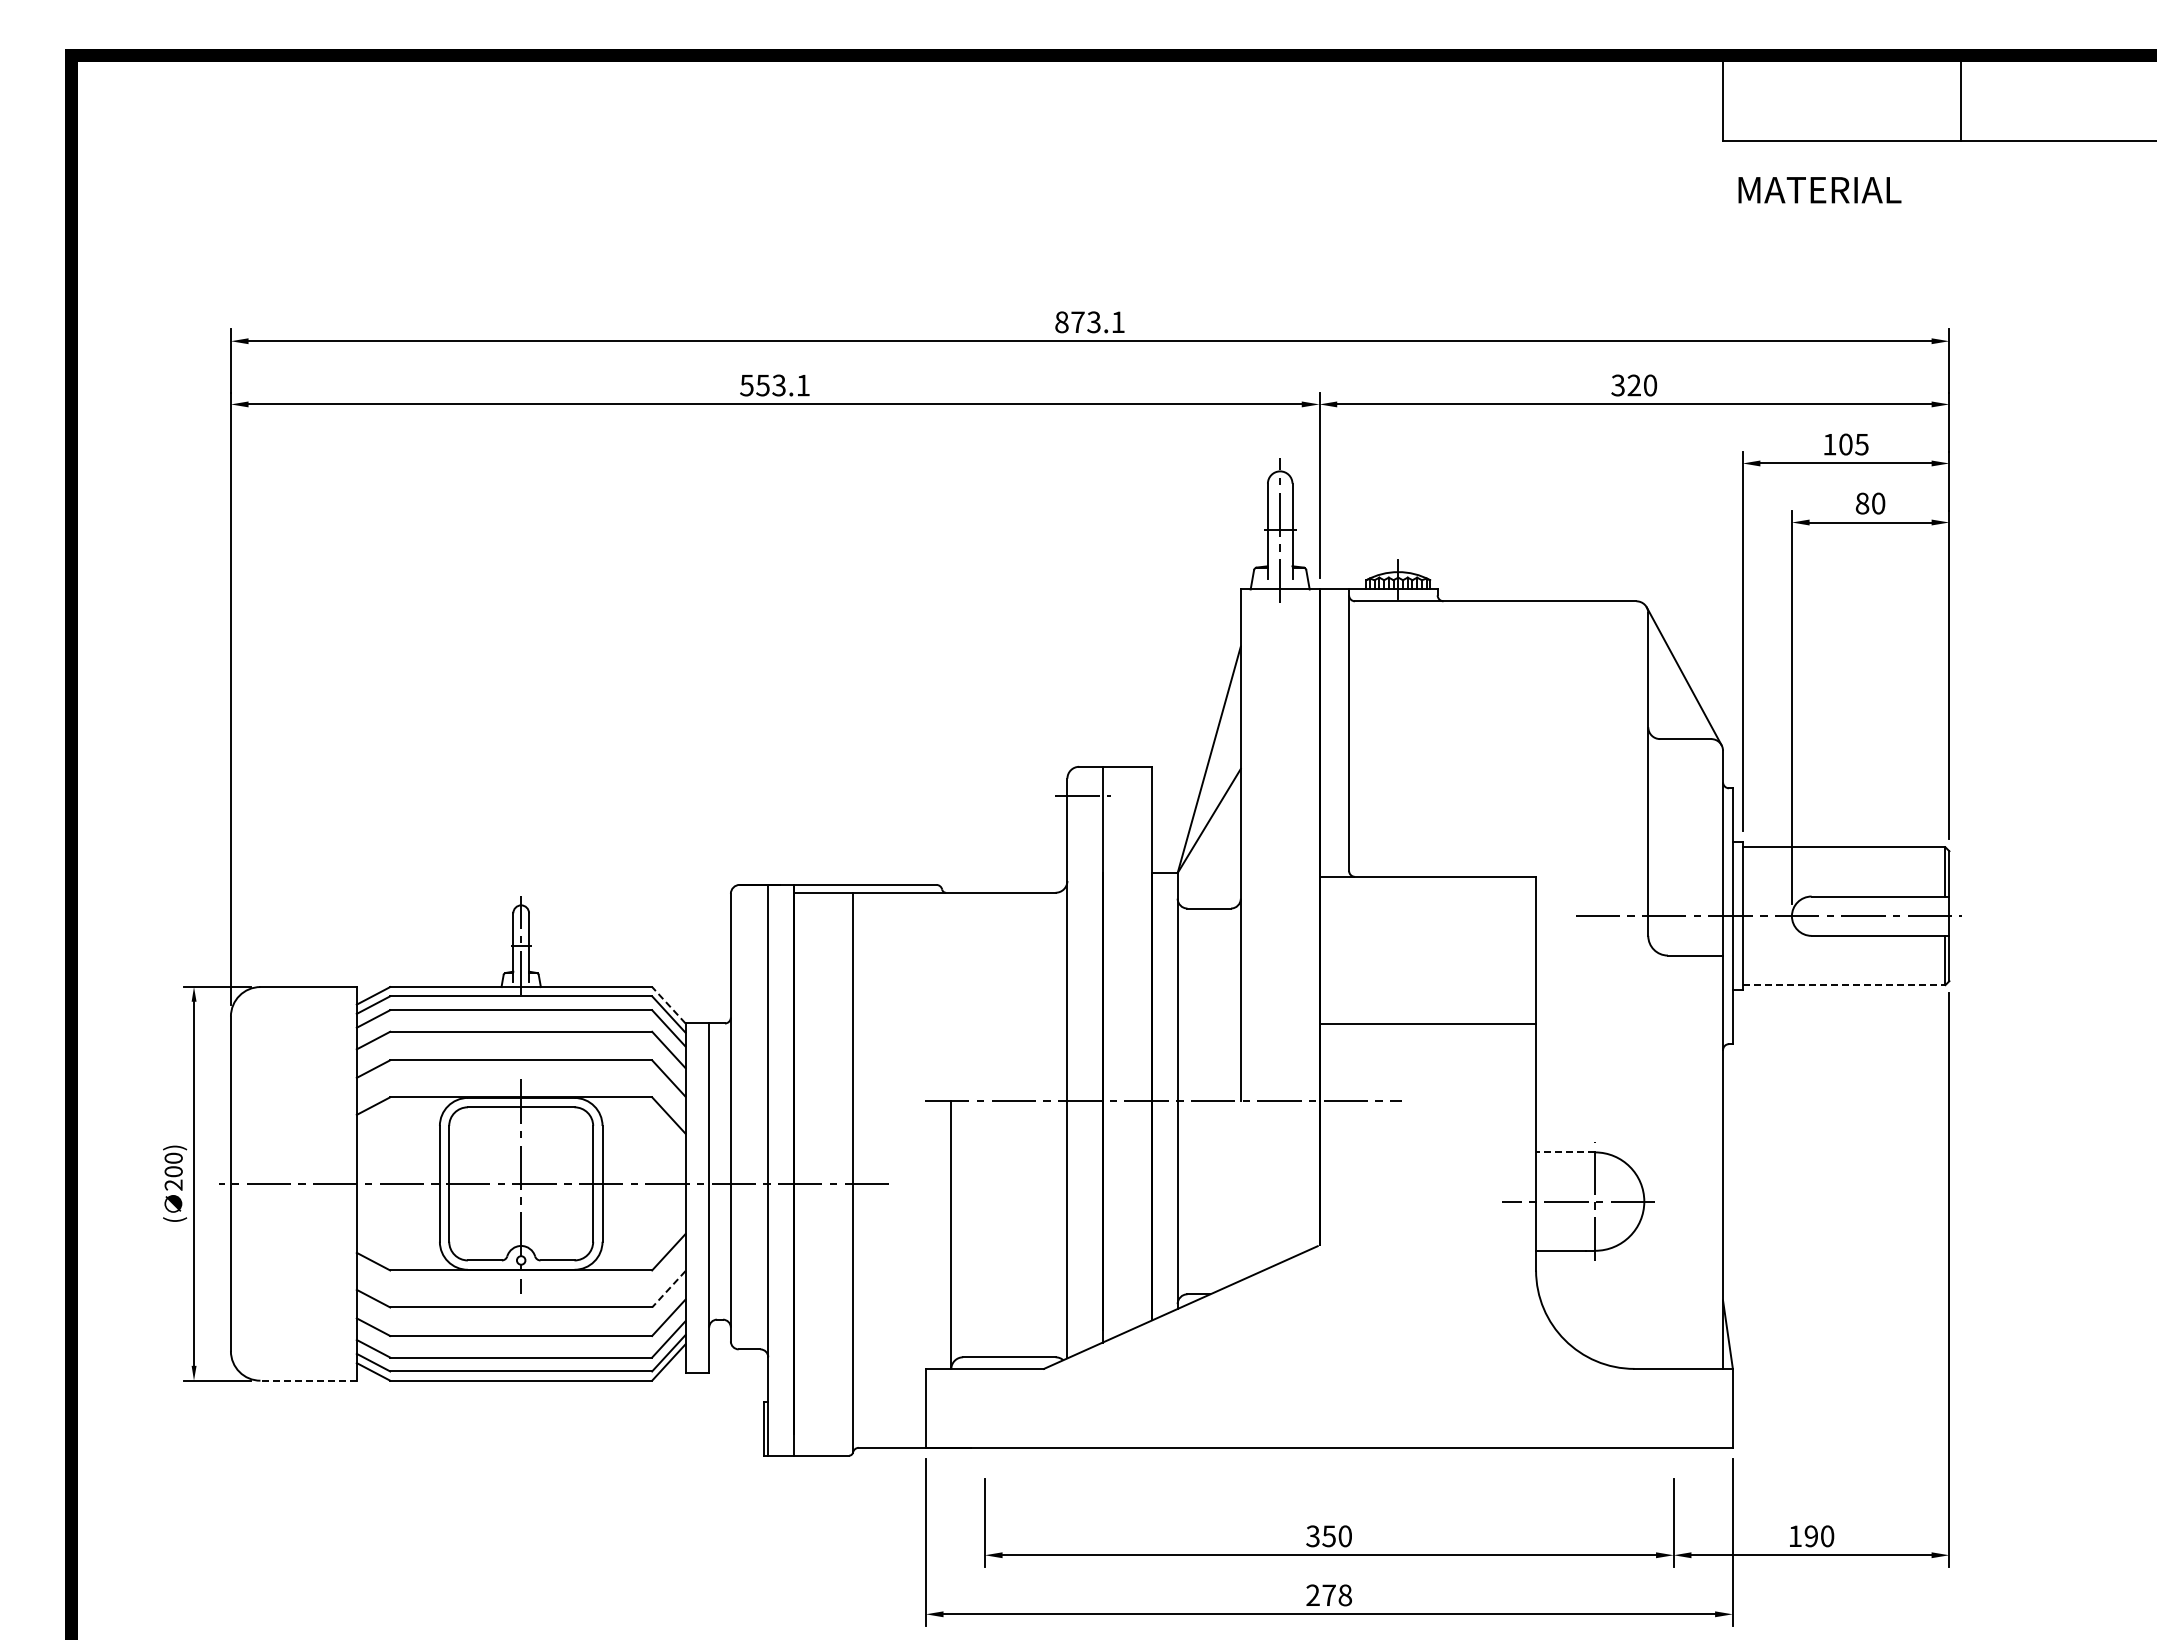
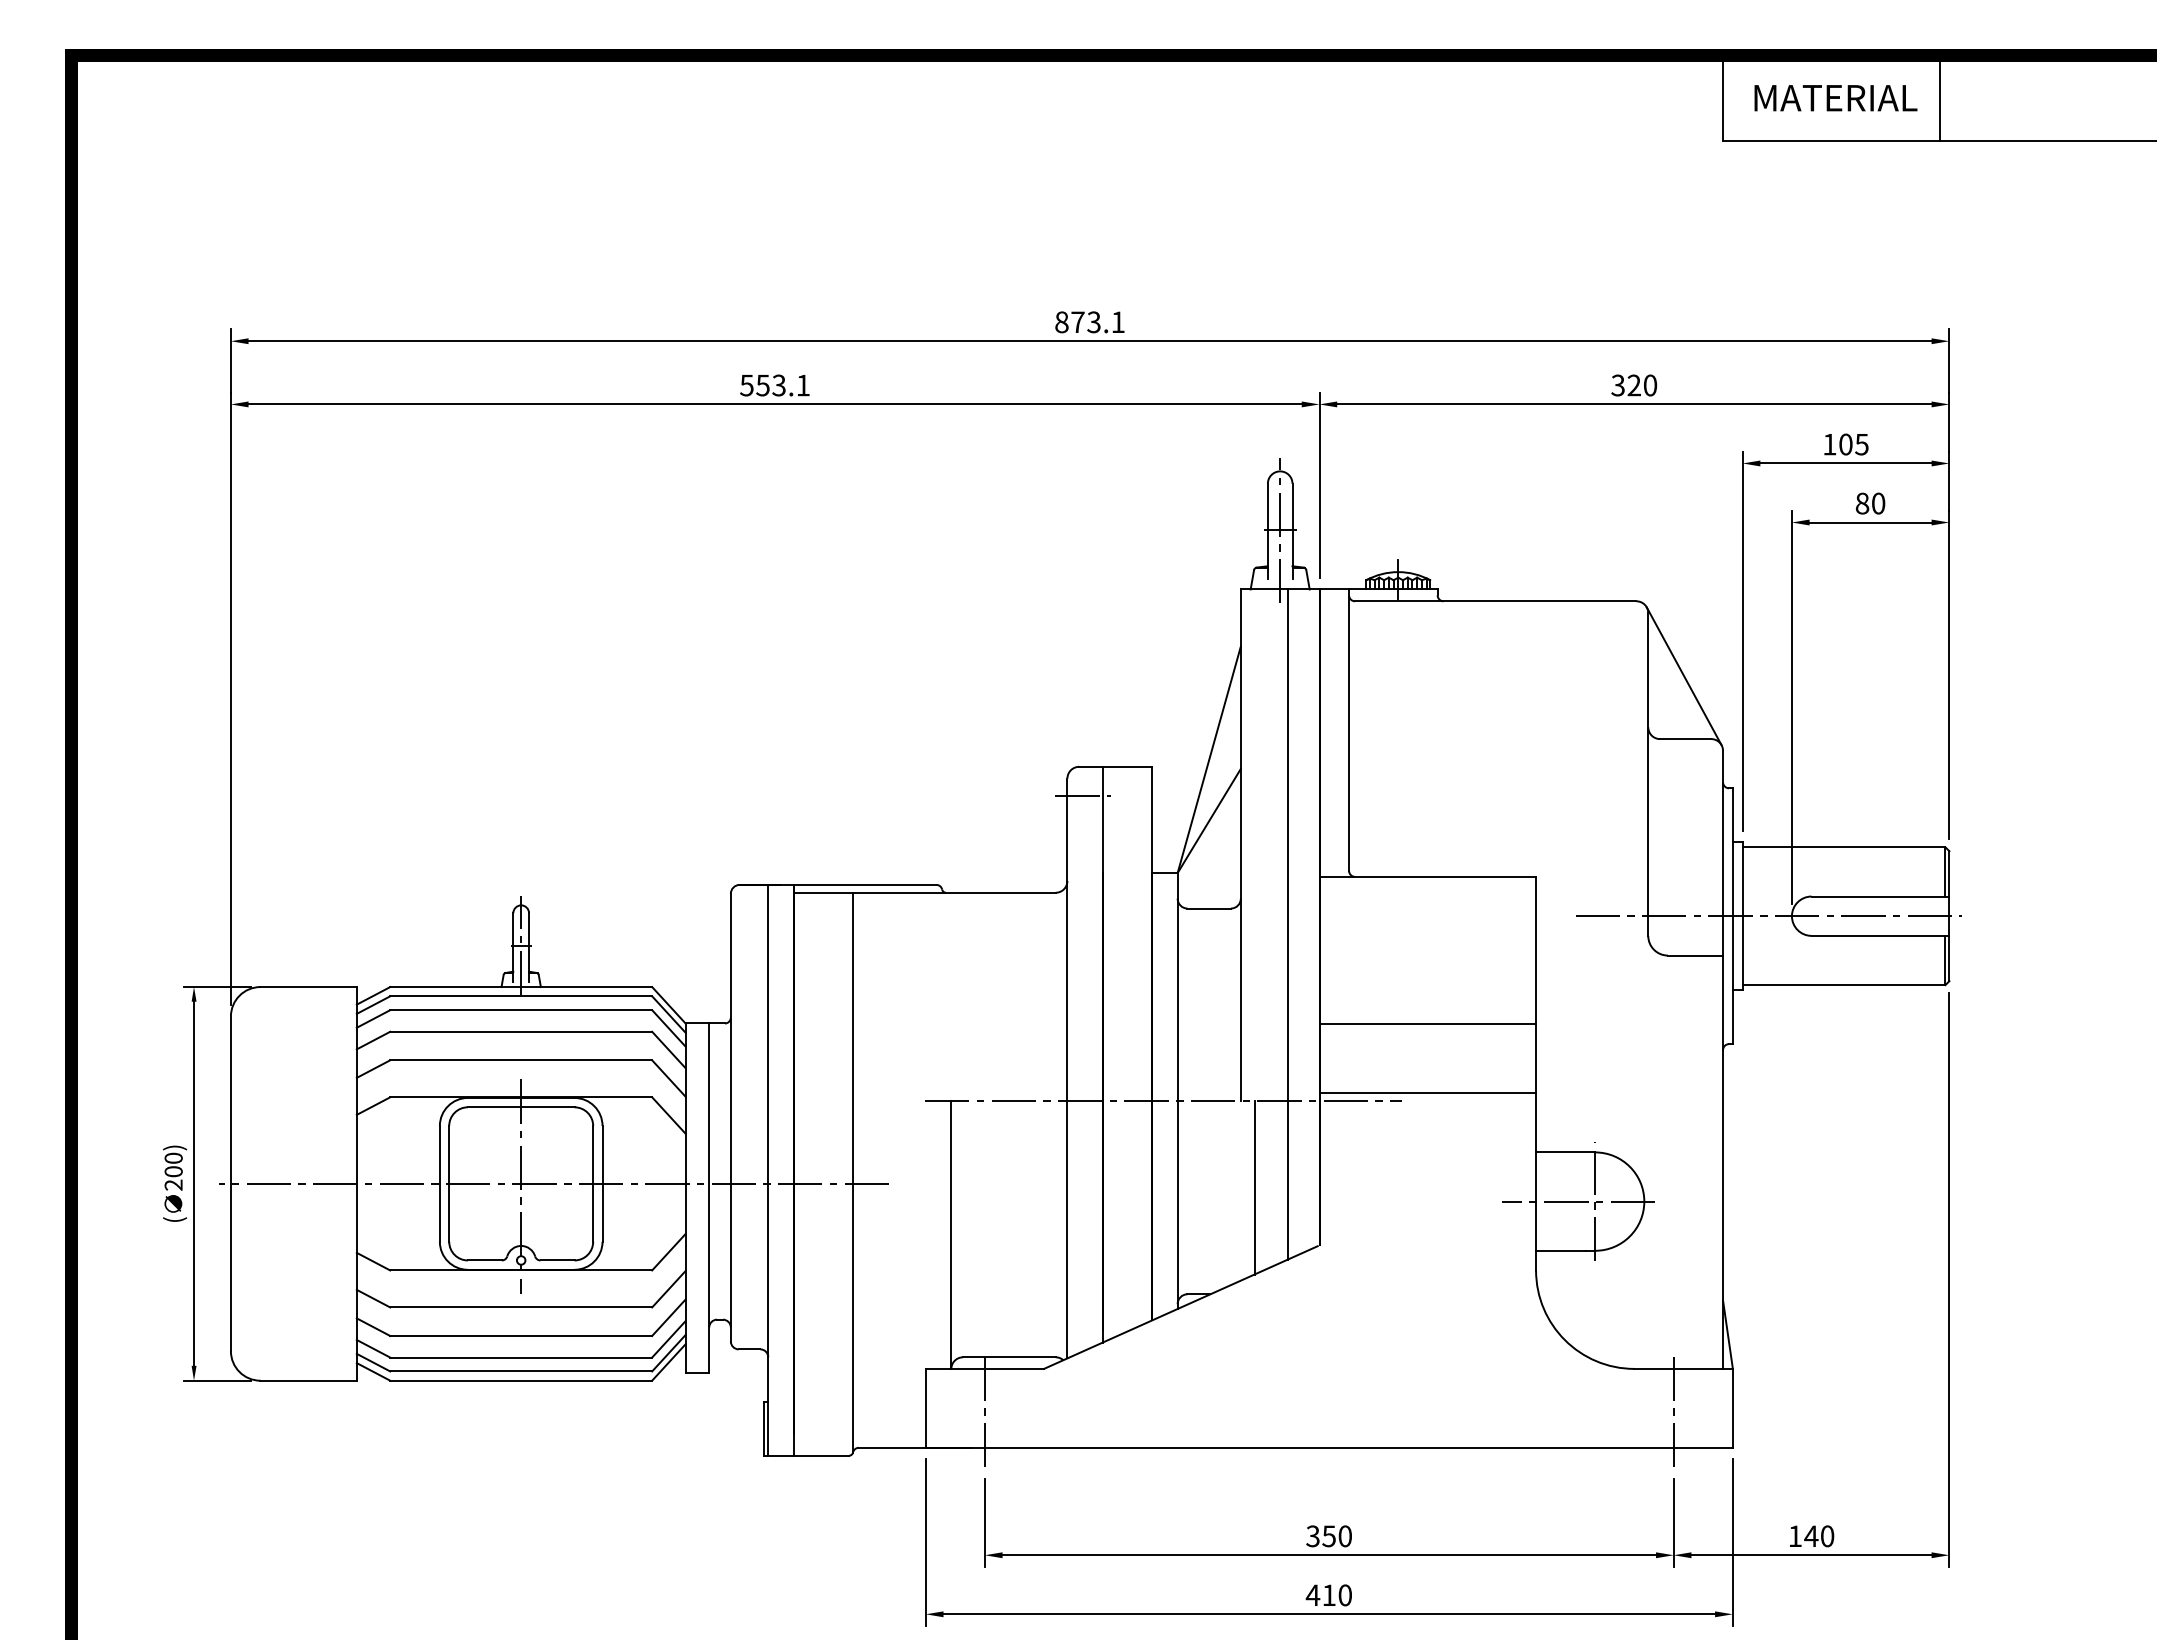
line position: (1960, 97) -> (1939, 97) (1939, 97)
text position: (1819, 190) -> (1835, 98) (1835, 98)
line: none -> present (1288, 924)
line: dashed -> solid (1844, 985)
line: dashed -> solid (668, 1005)
line: none -> present (1427, 1093)
line: dashed -> solid (1565, 1152)
line: none -> present (1254, 1187)
line: dashed -> solid (668, 1289)
line: dashed -> solid (308, 1380)
line: none -> present (984, 1411)
line: none -> present (1673, 1411)
text: 190 -> 140 (1811, 1536)
text: 278 -> 410 (1328, 1595)
